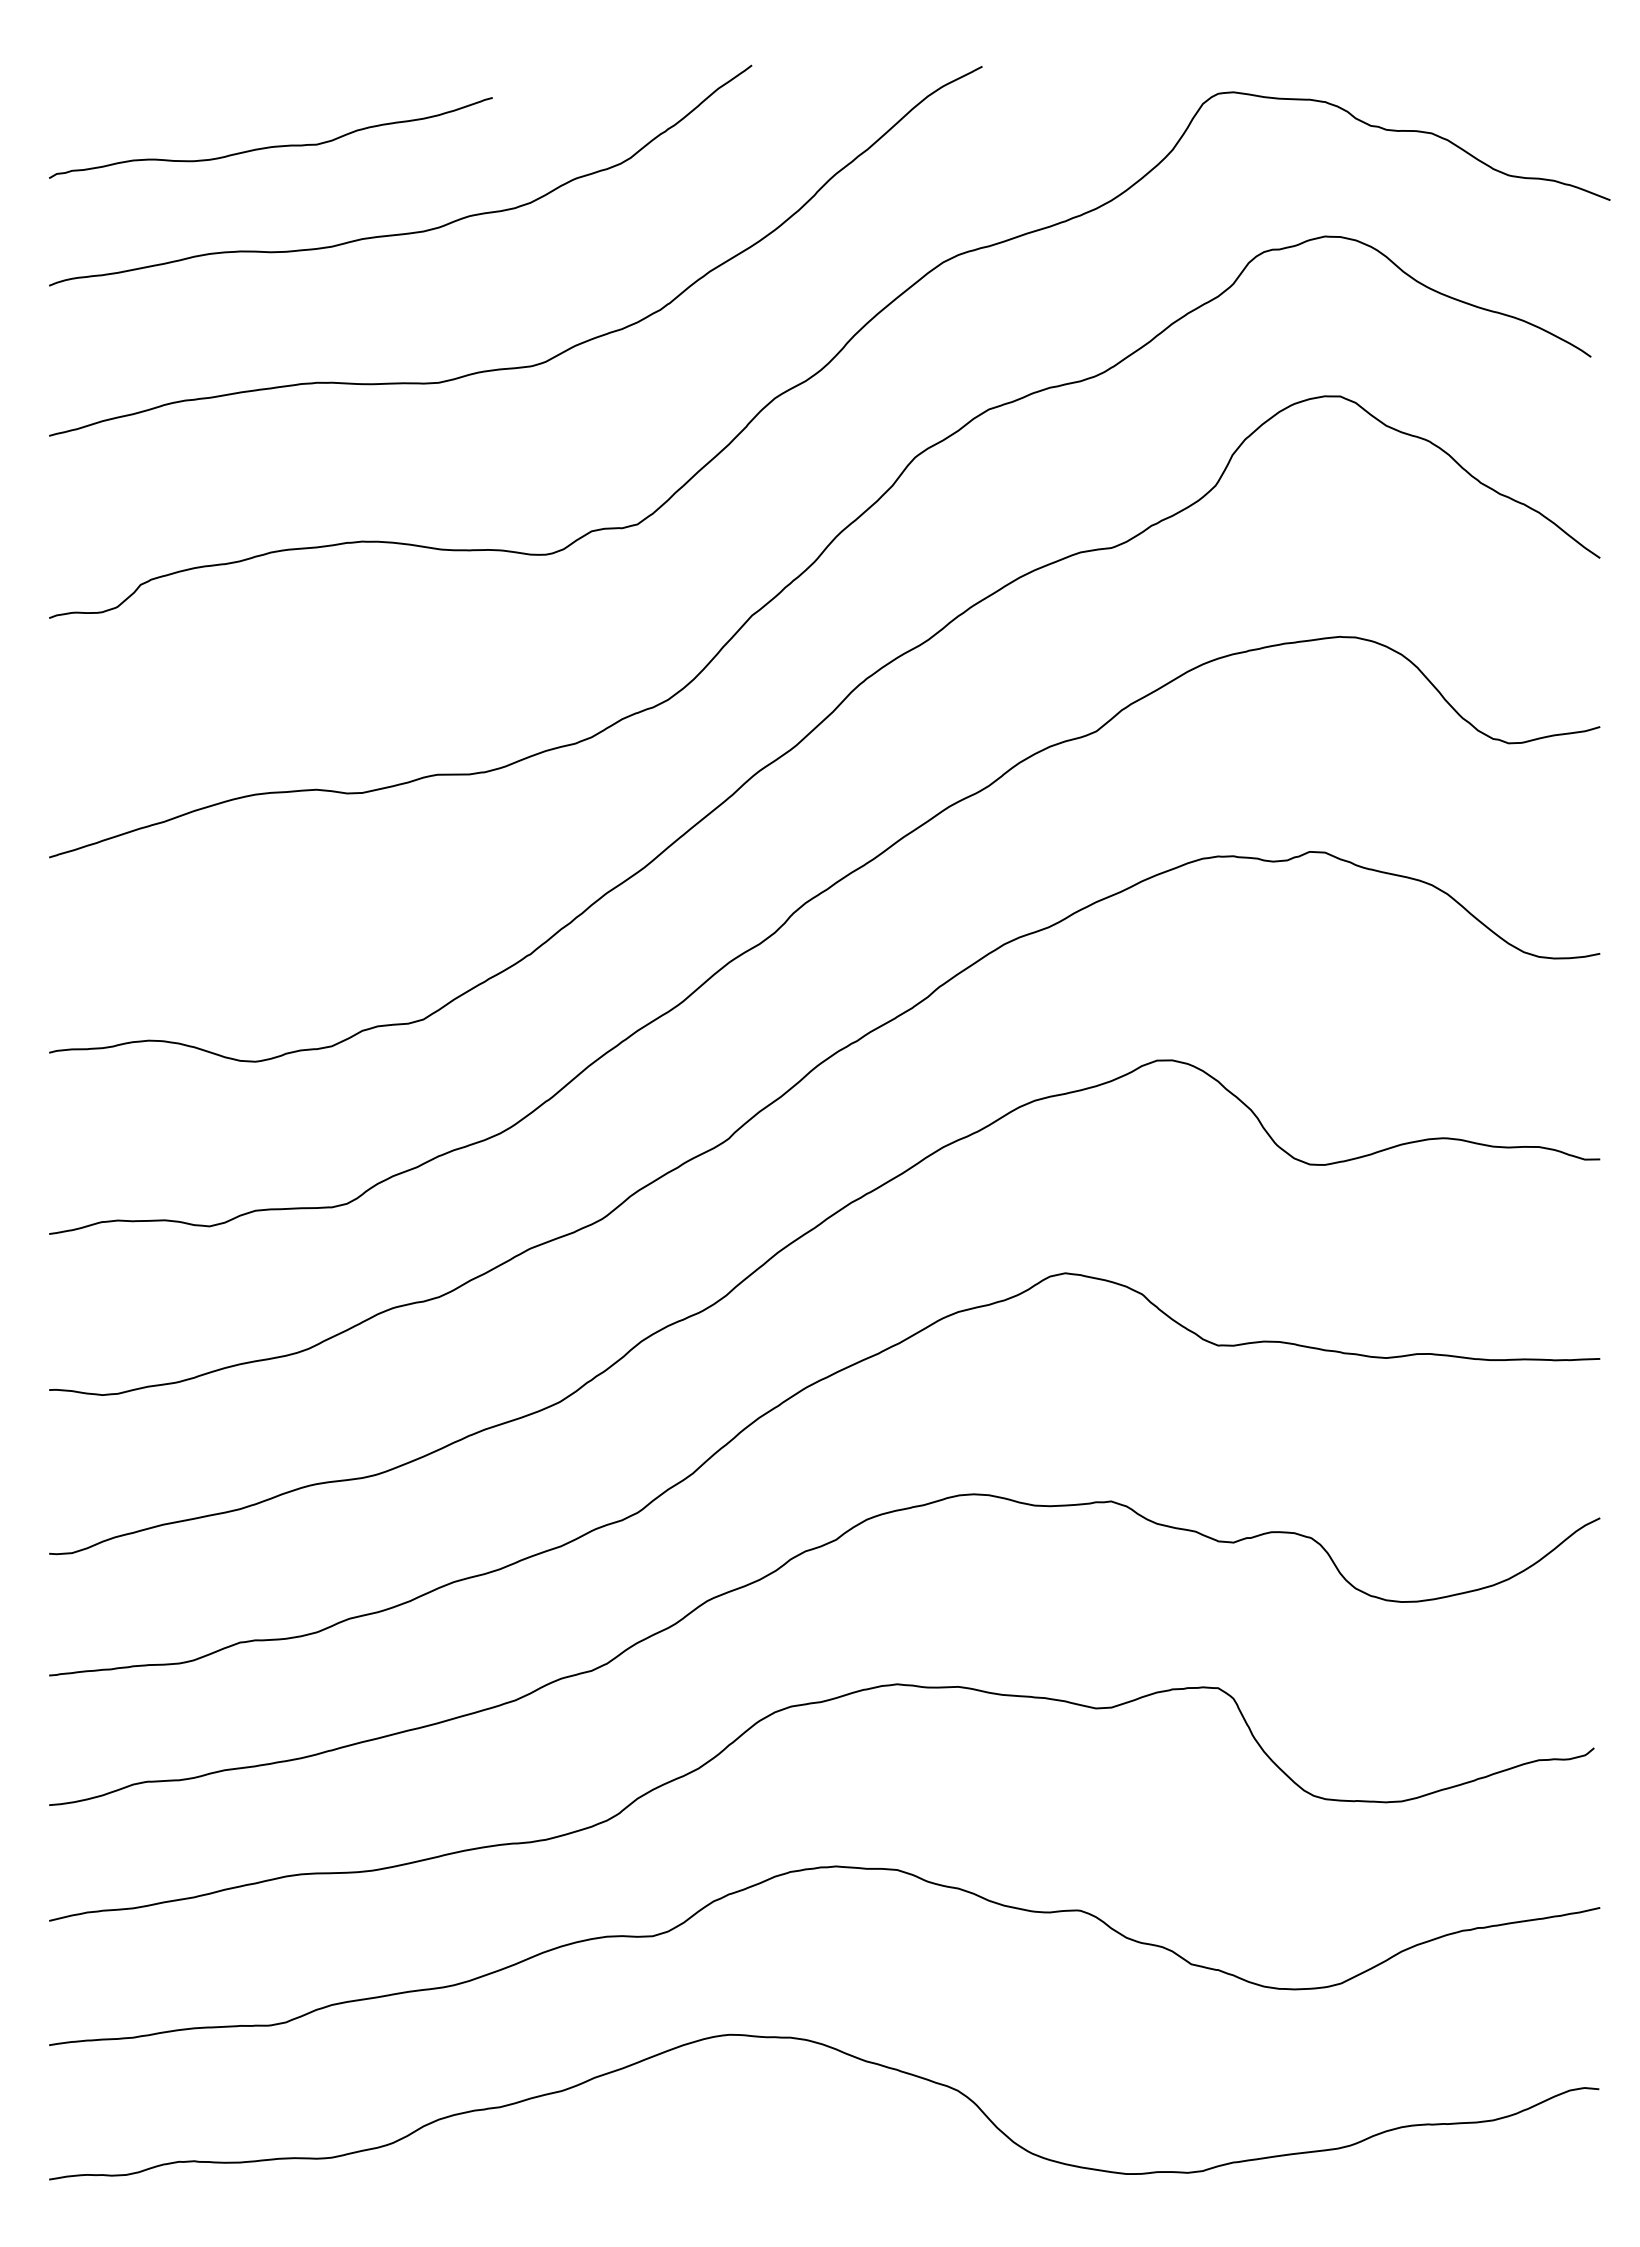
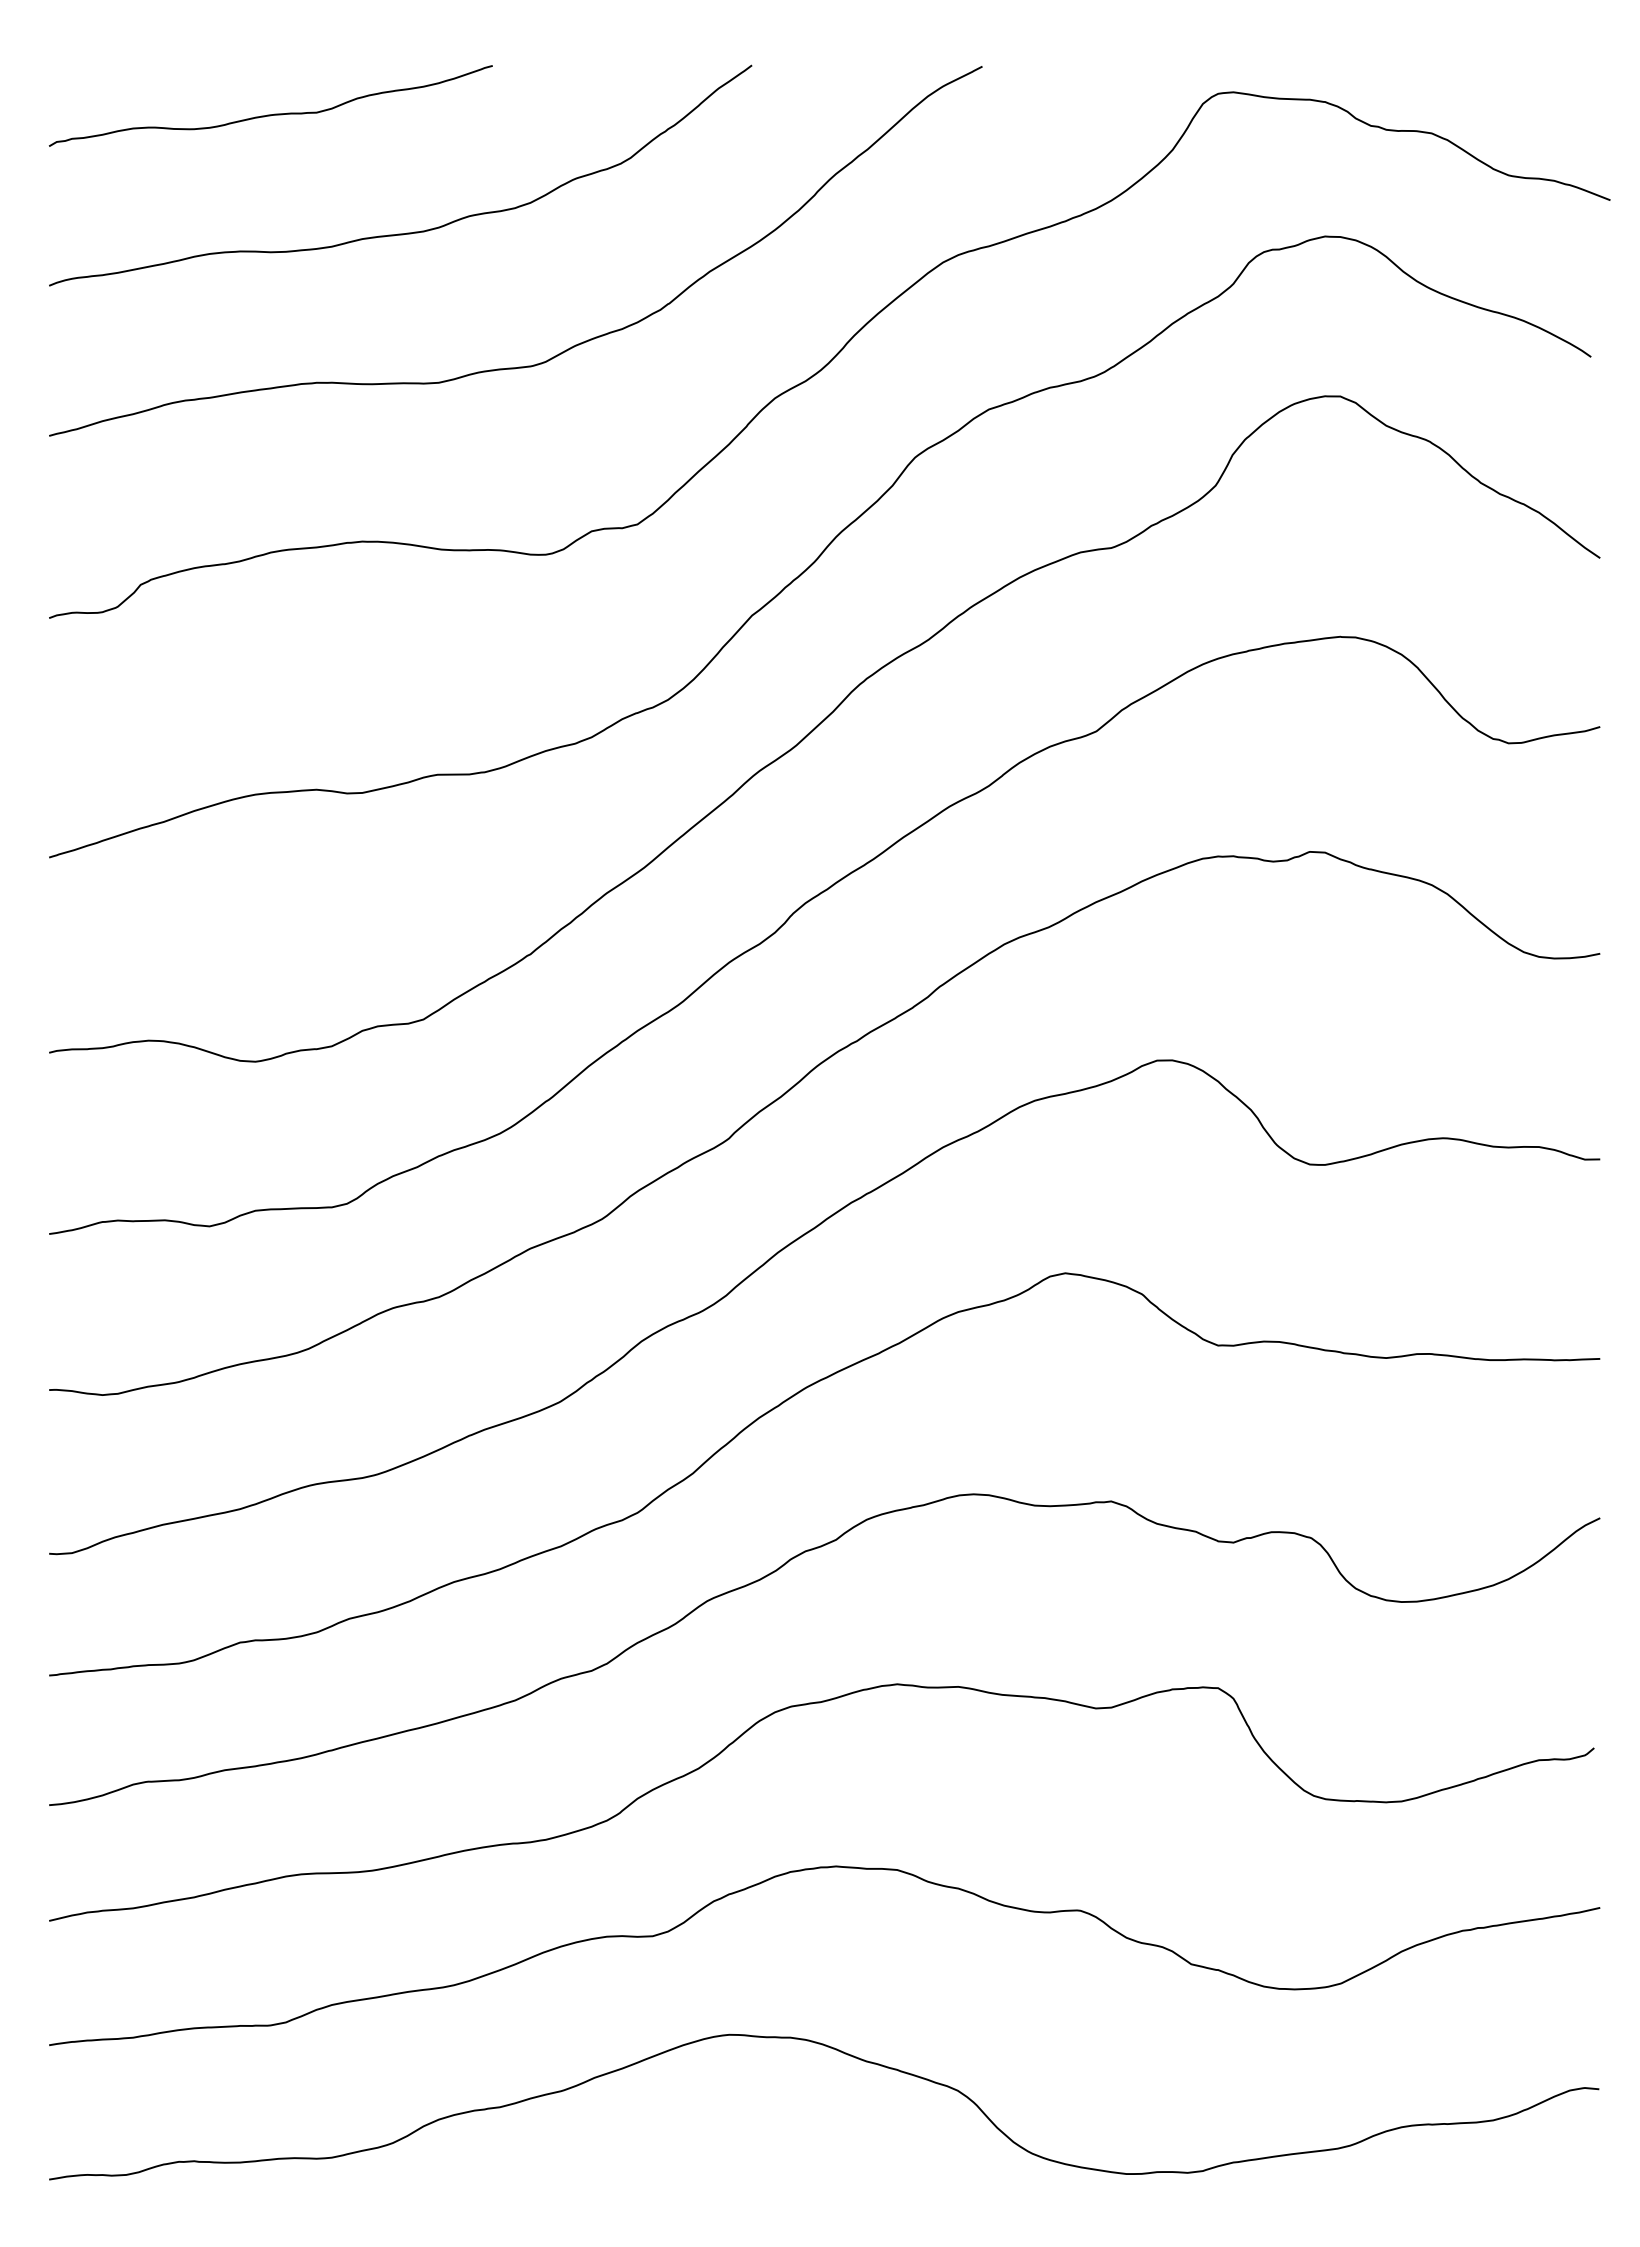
curve position: (274, 145) -> (274, 113) (274, 113)
